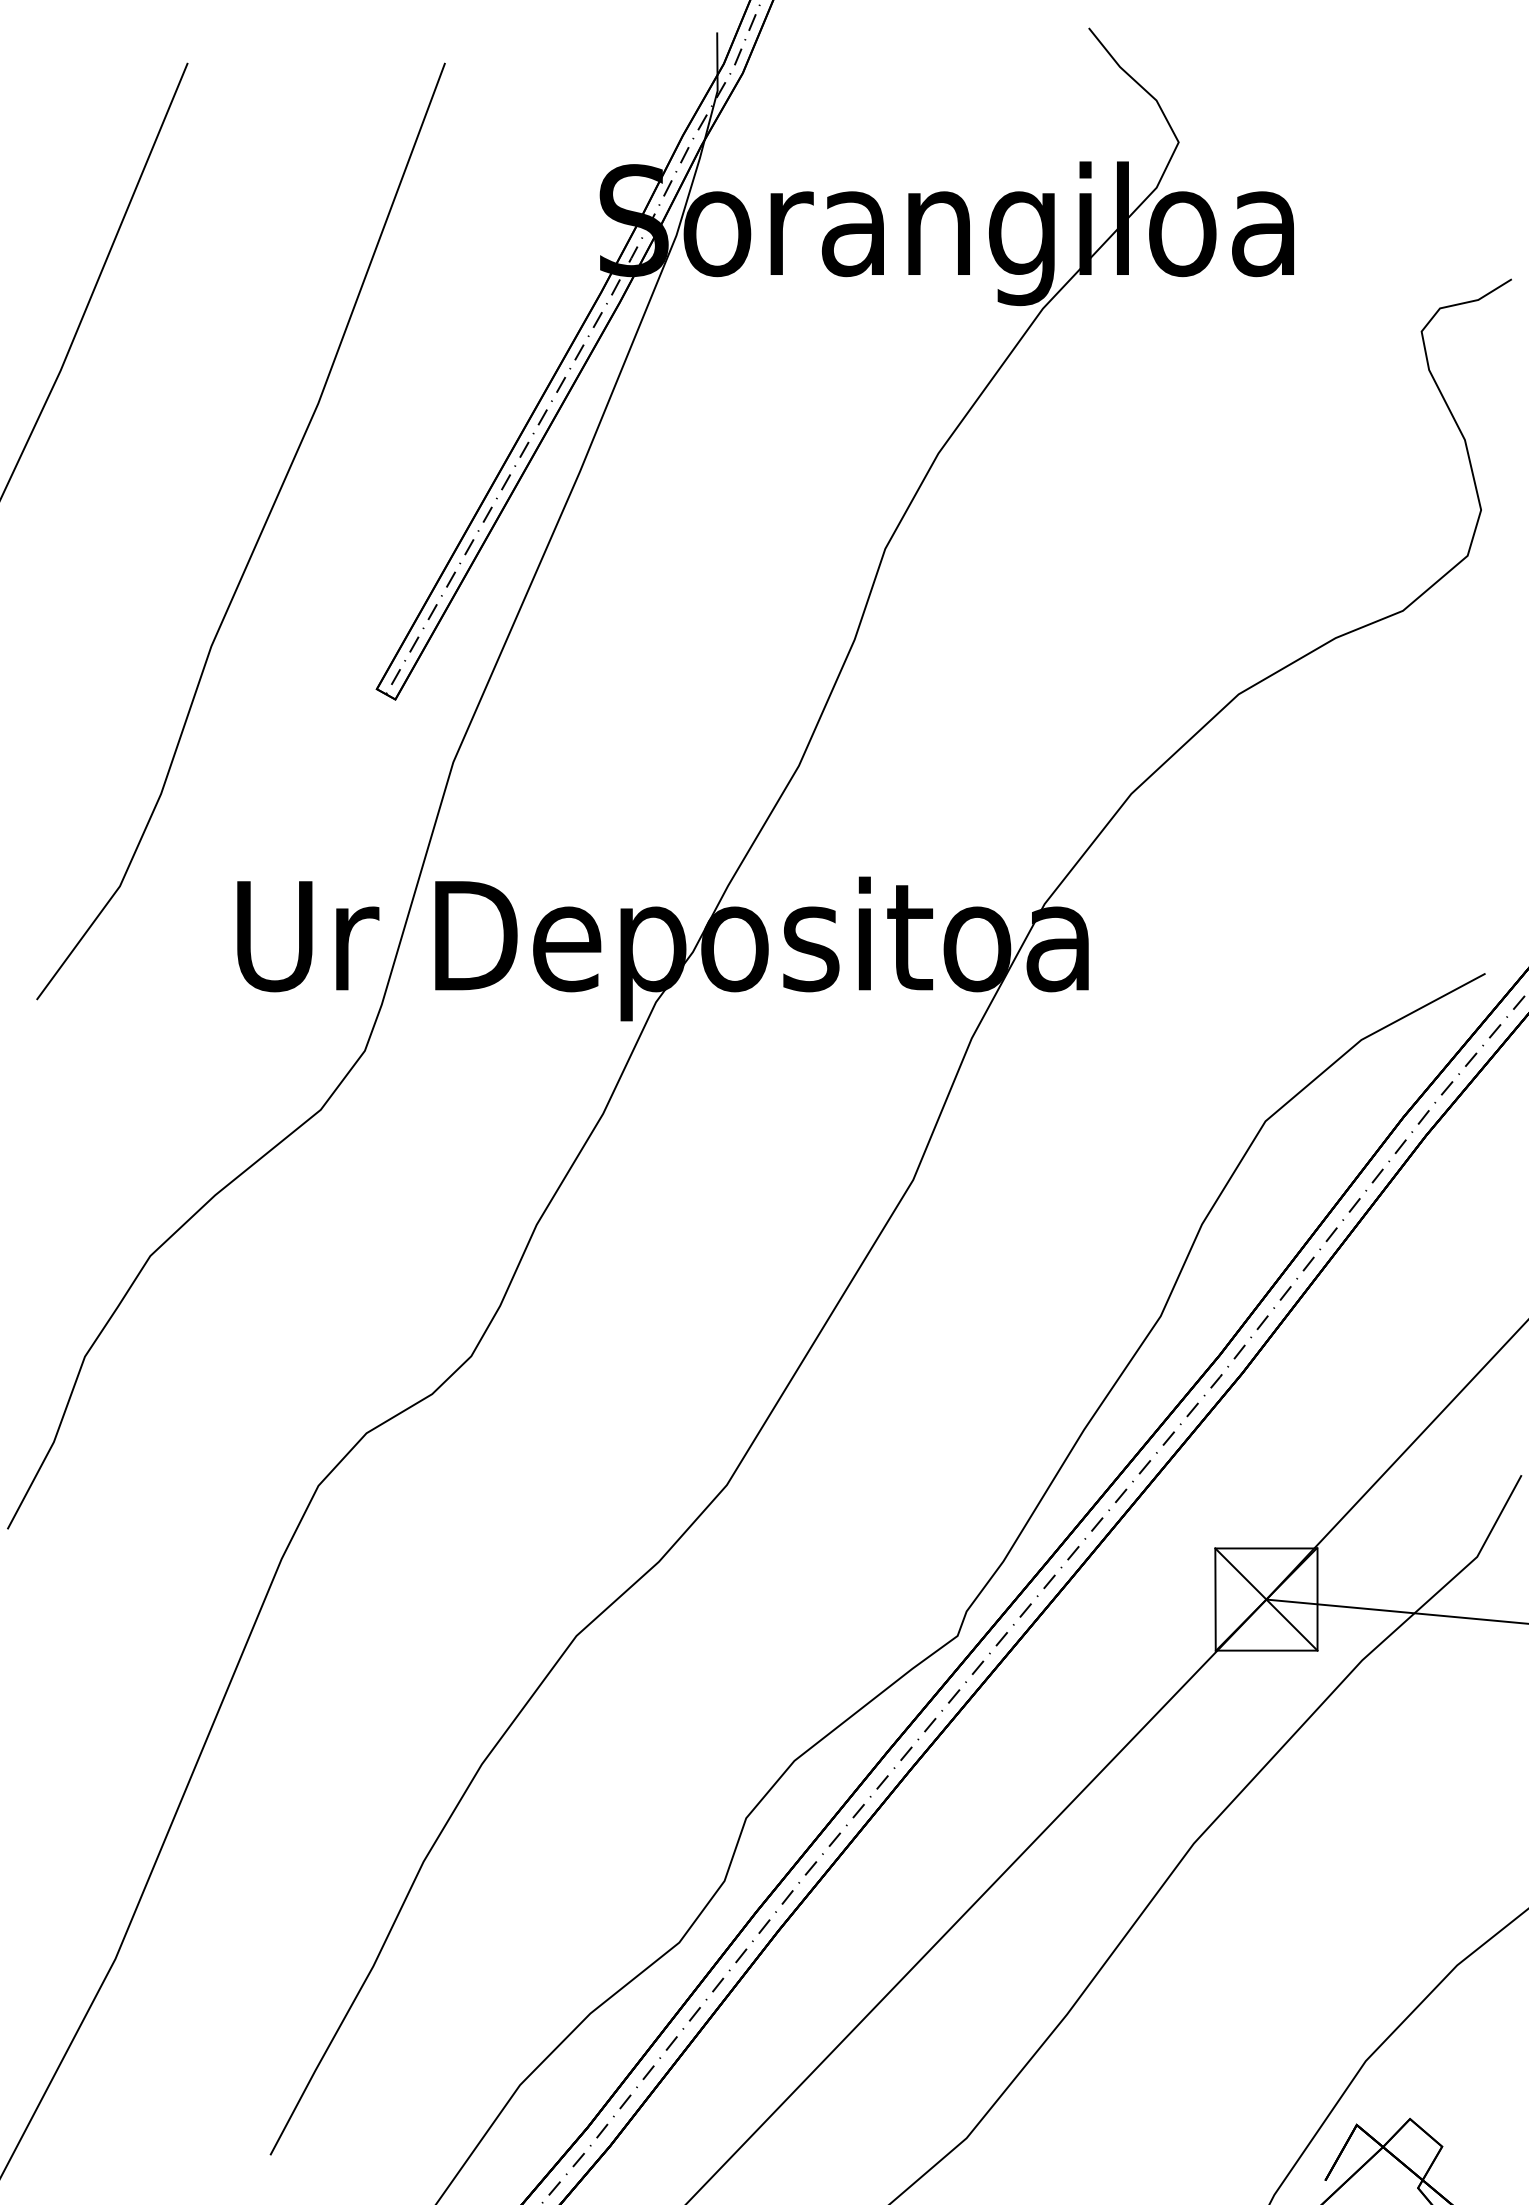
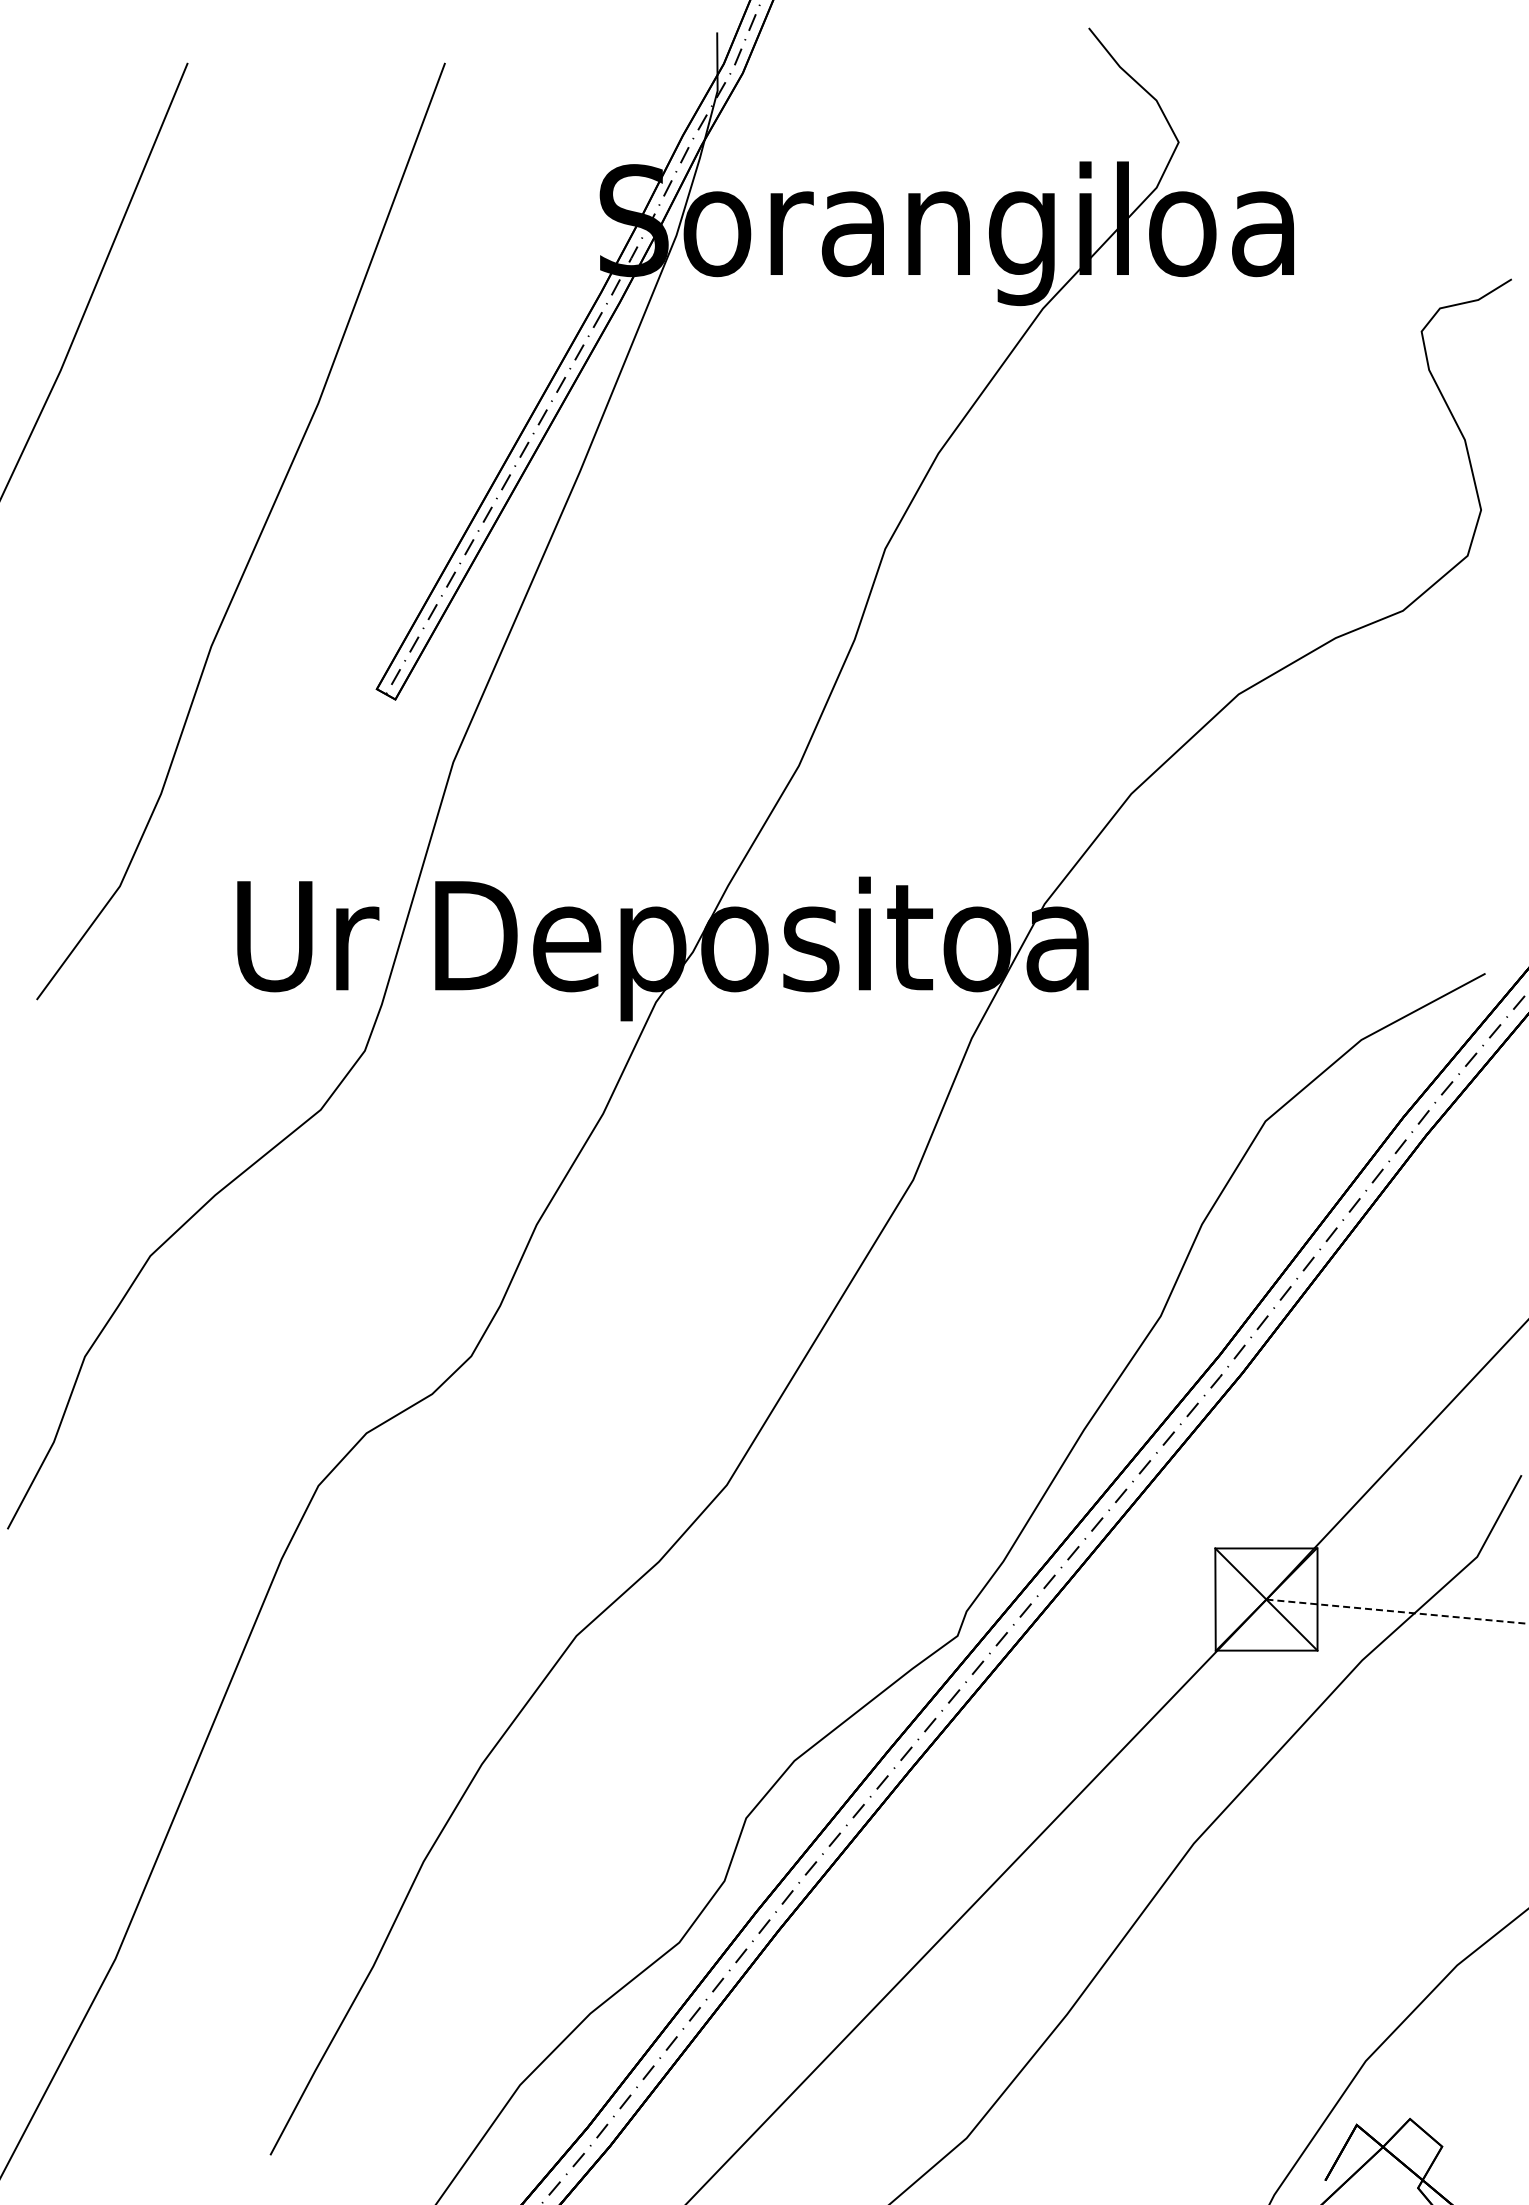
line: solid -> dashed (1397, 1611)
